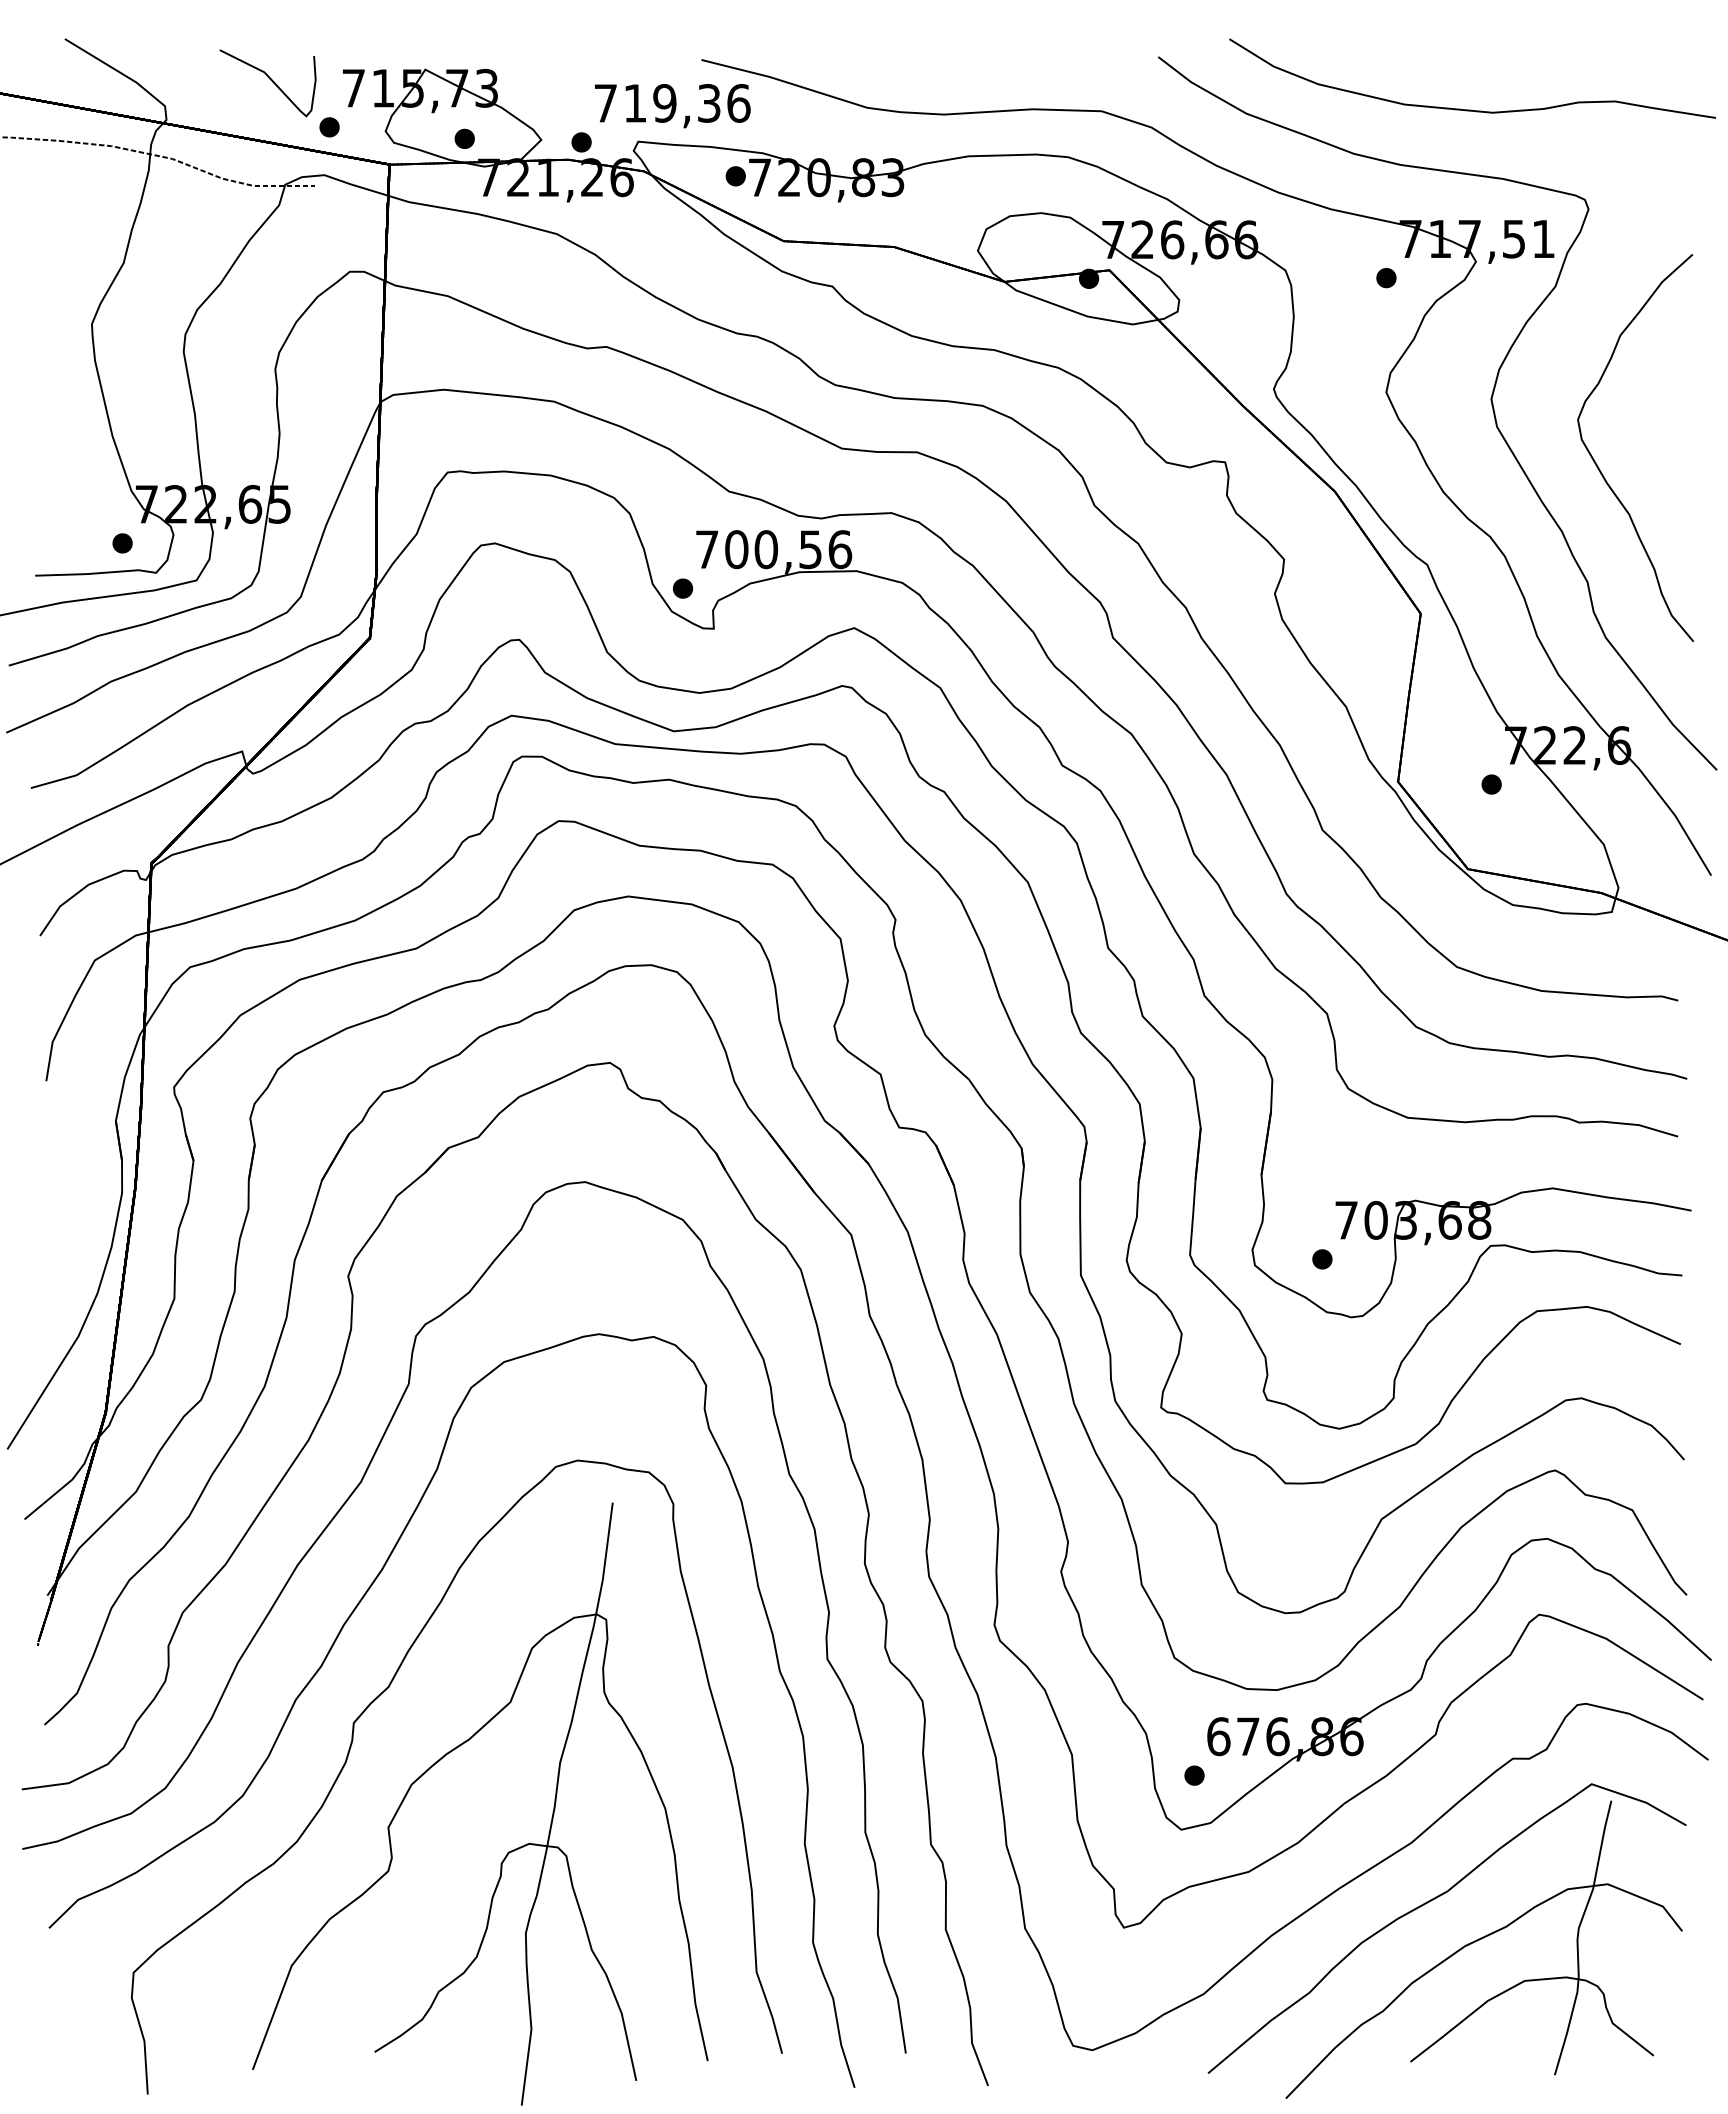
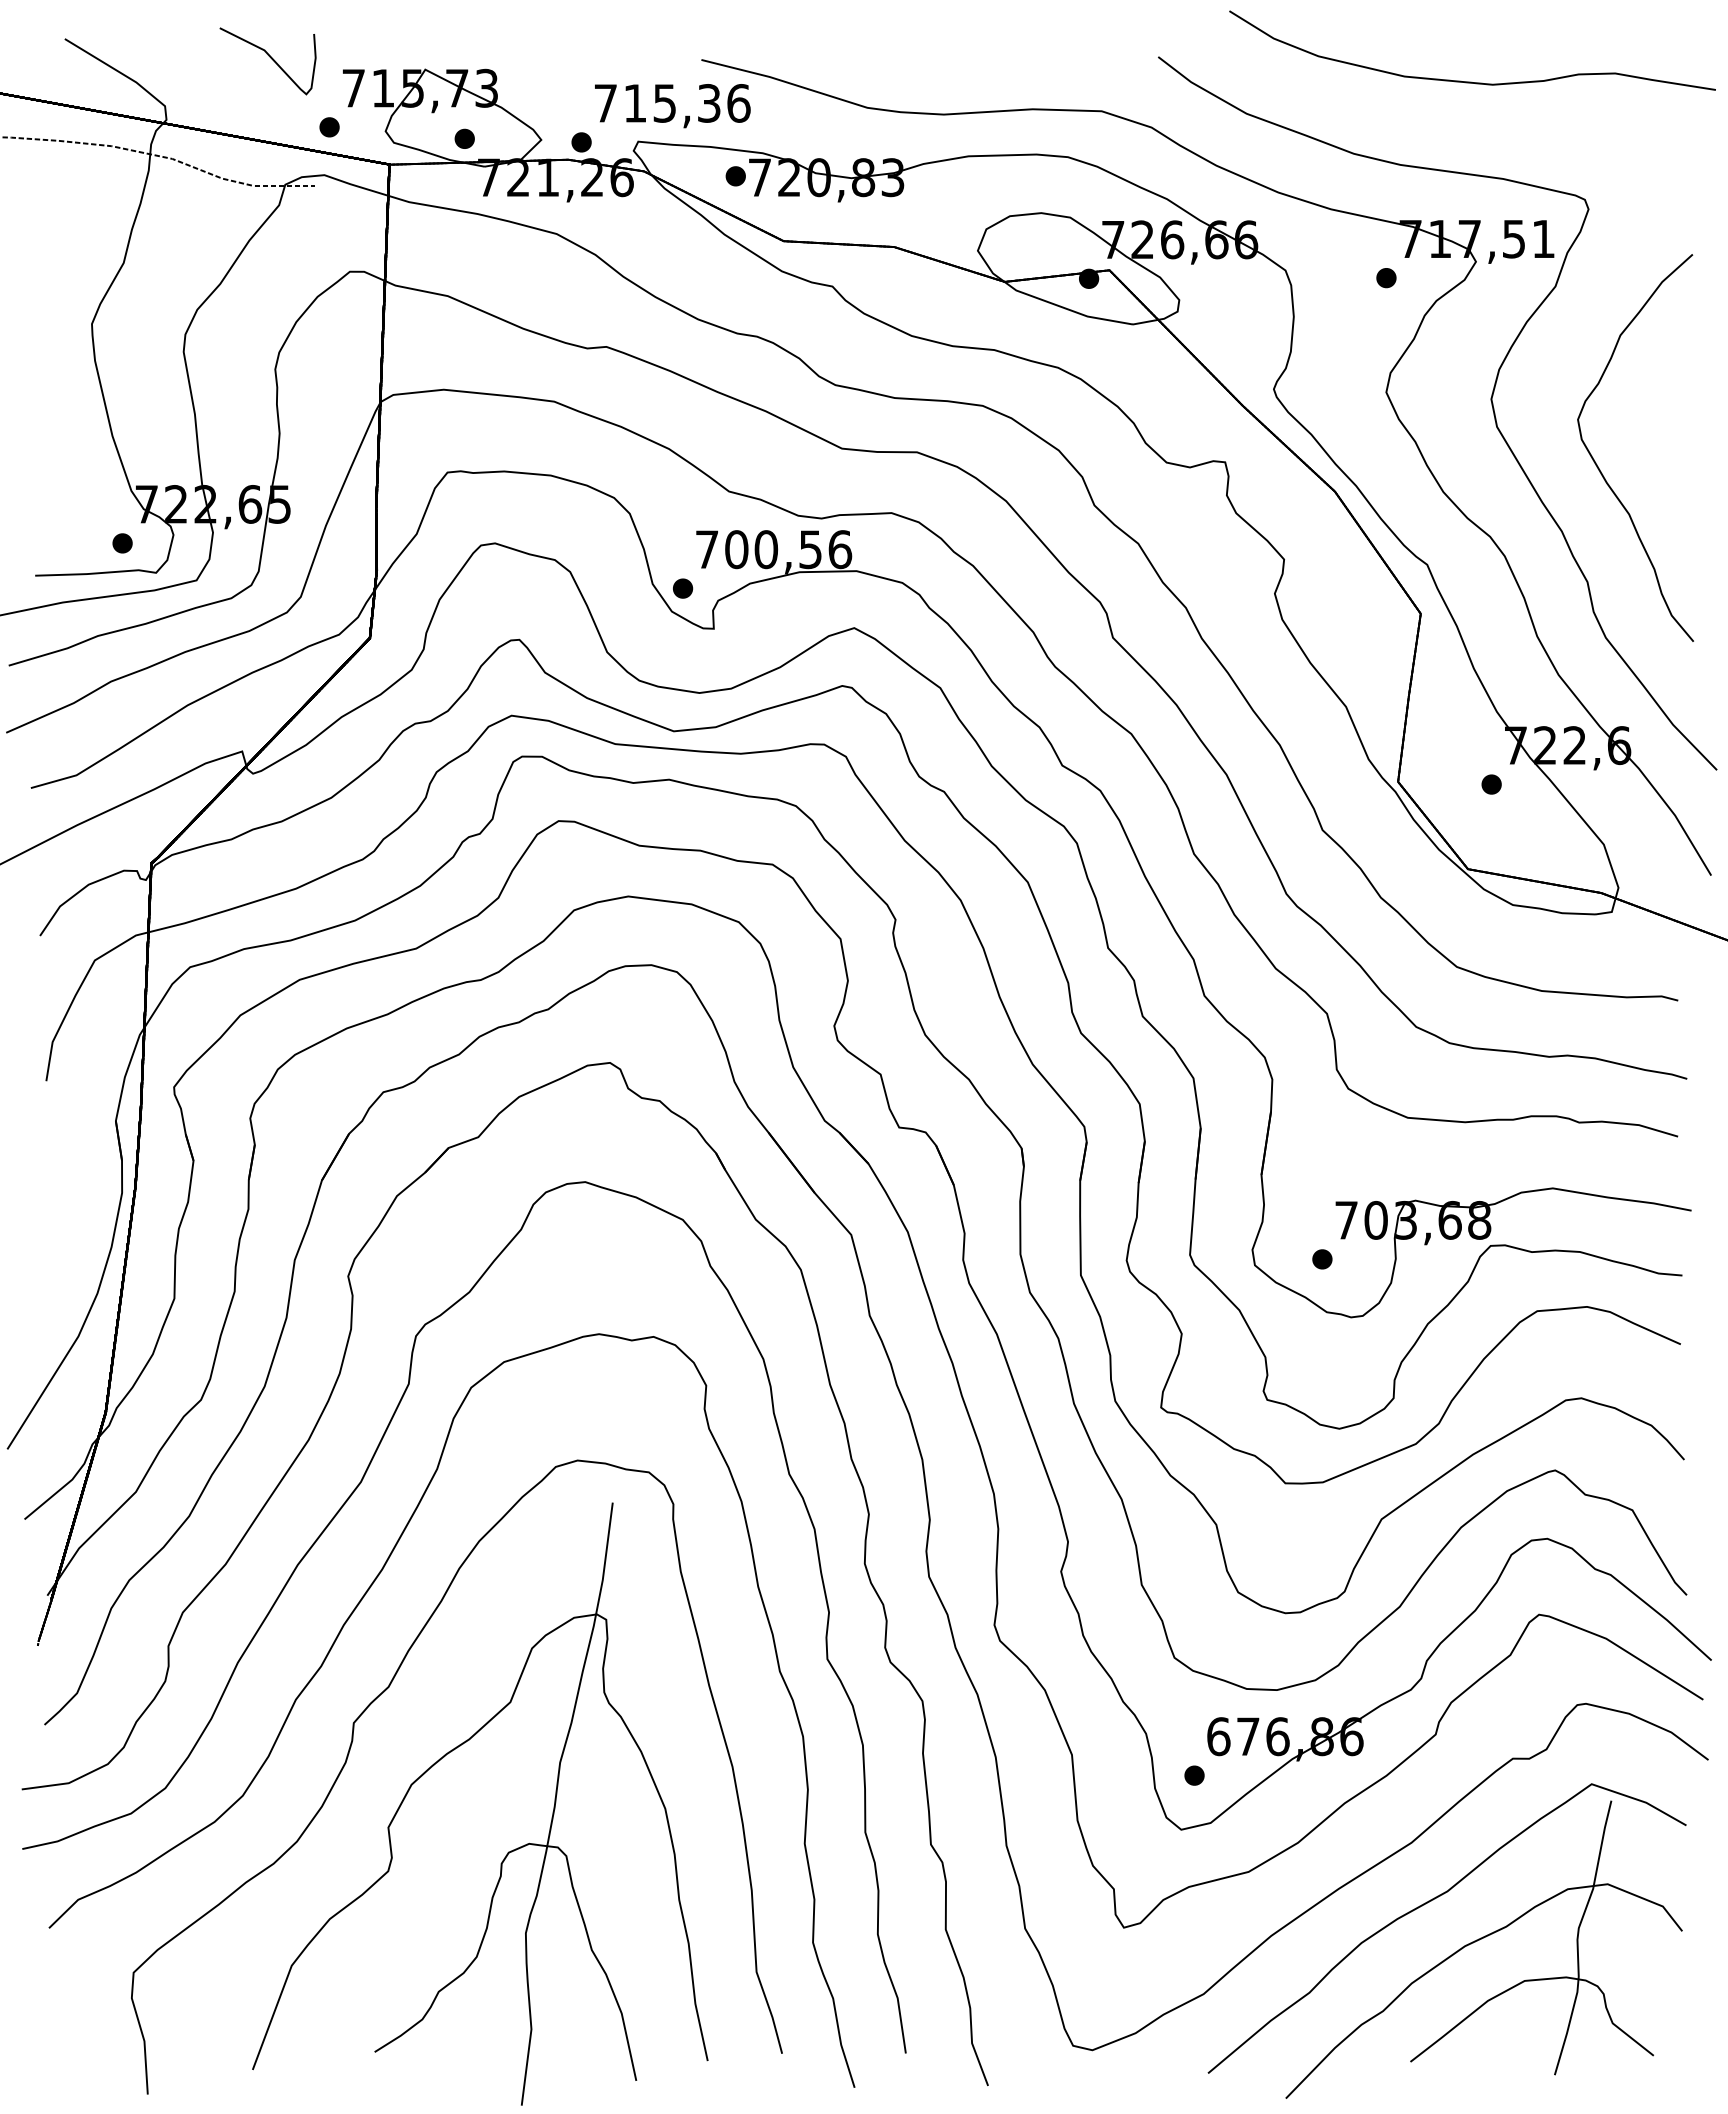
curve position: (270, 80) -> (270, 58) (270, 58)
text: 719,36 -> 715,36 (664, 103)
curve position: (1471, 109) -> (1471, 81) (1471, 81)
